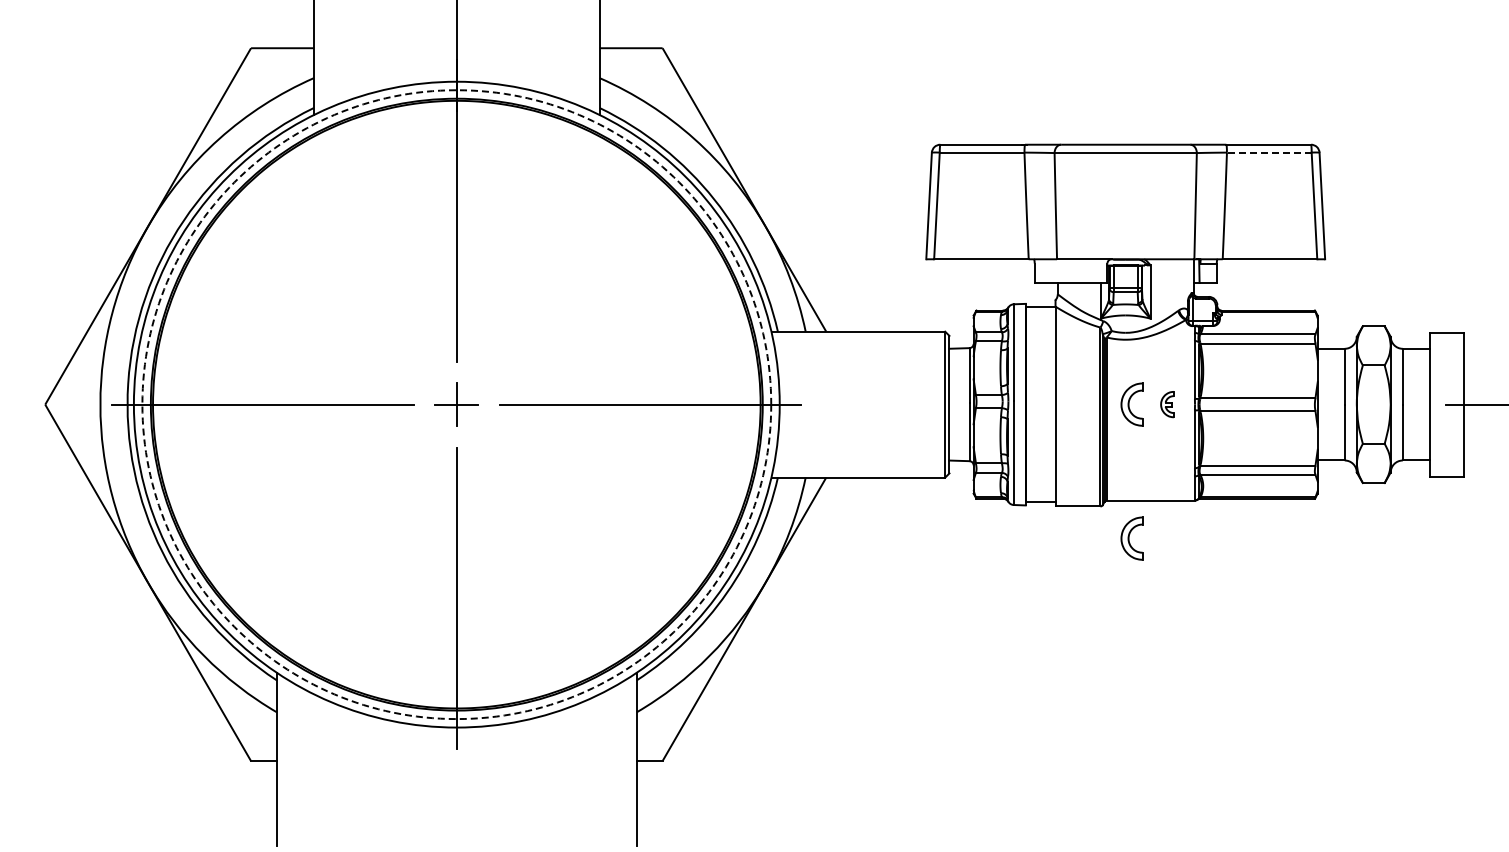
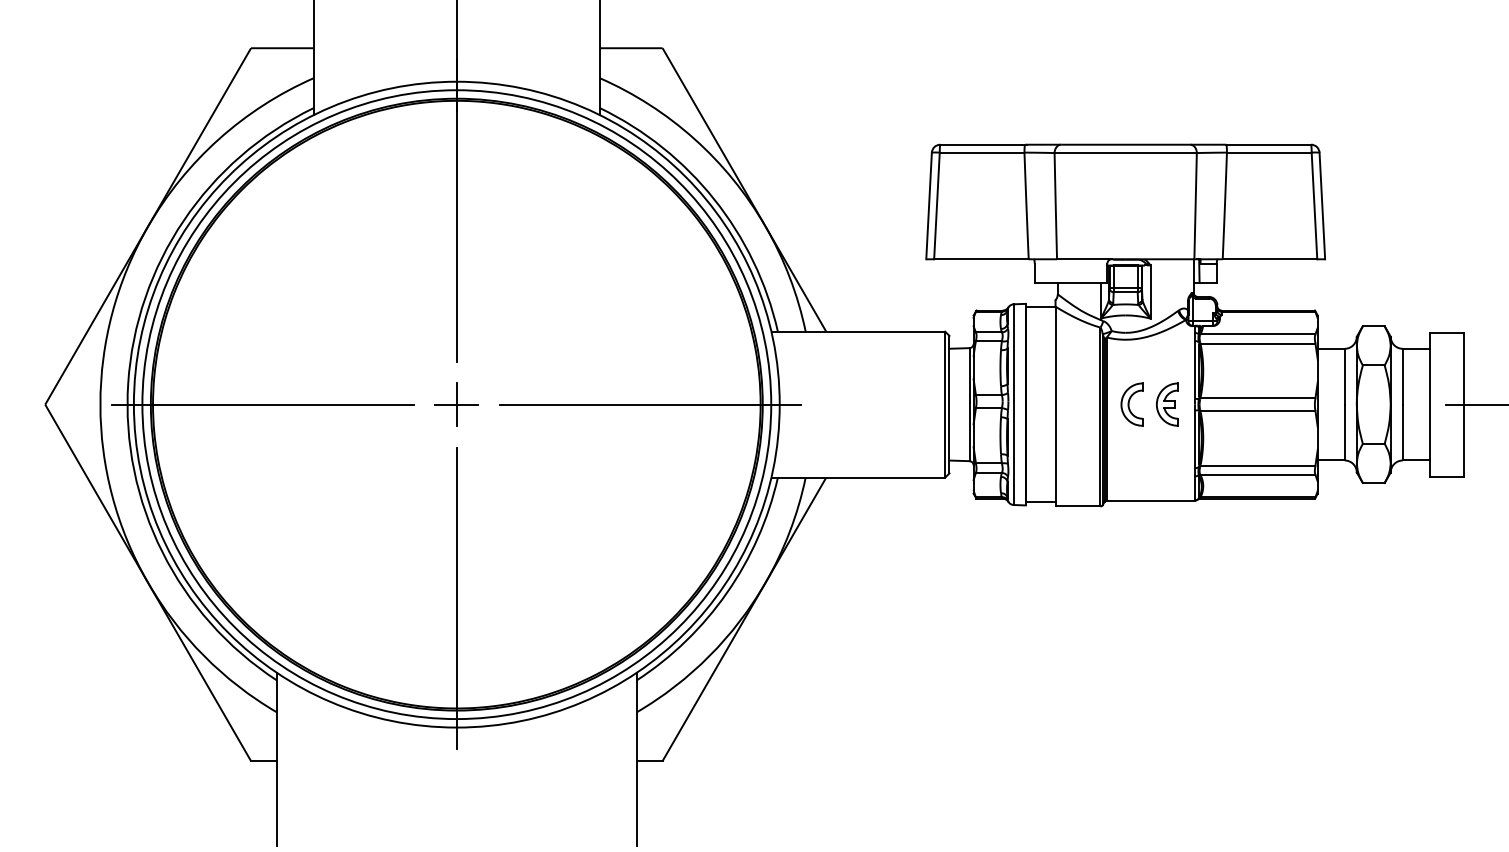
line: dashed -> solid (1268, 152)
circle: dashed -> solid (456, 404)
part size: 15x28 px -> 23x45 px (1167, 404)
part: present -> none (1131, 538)
